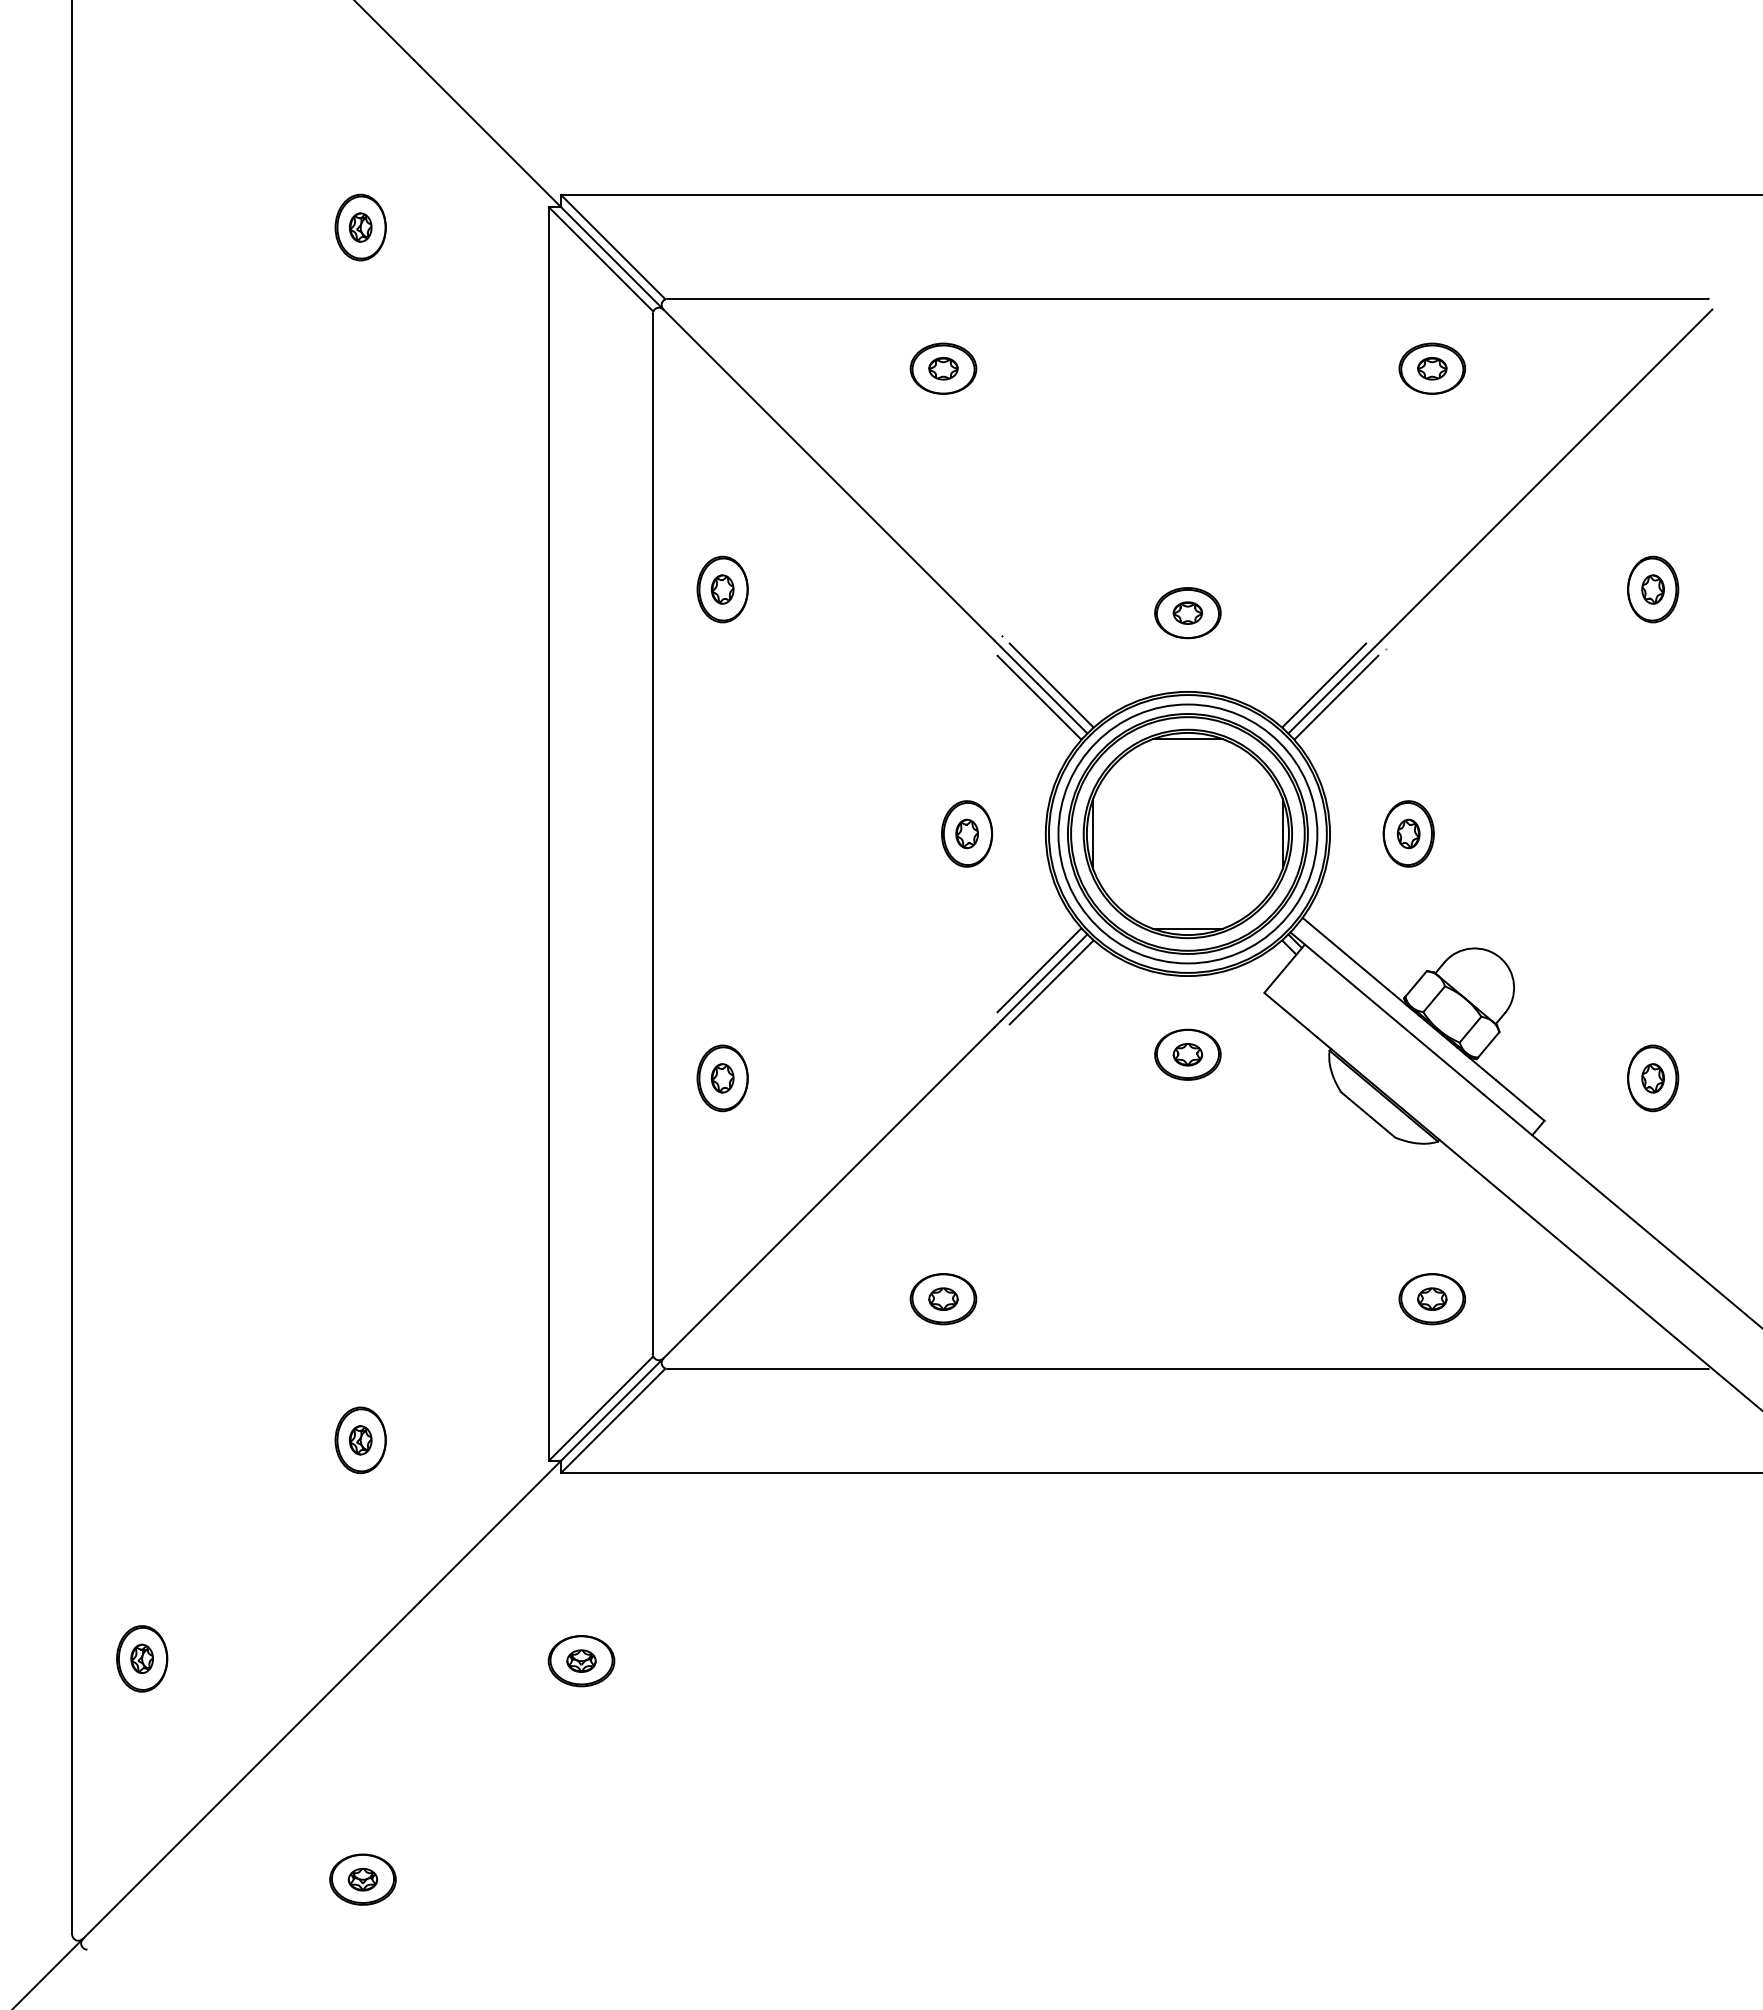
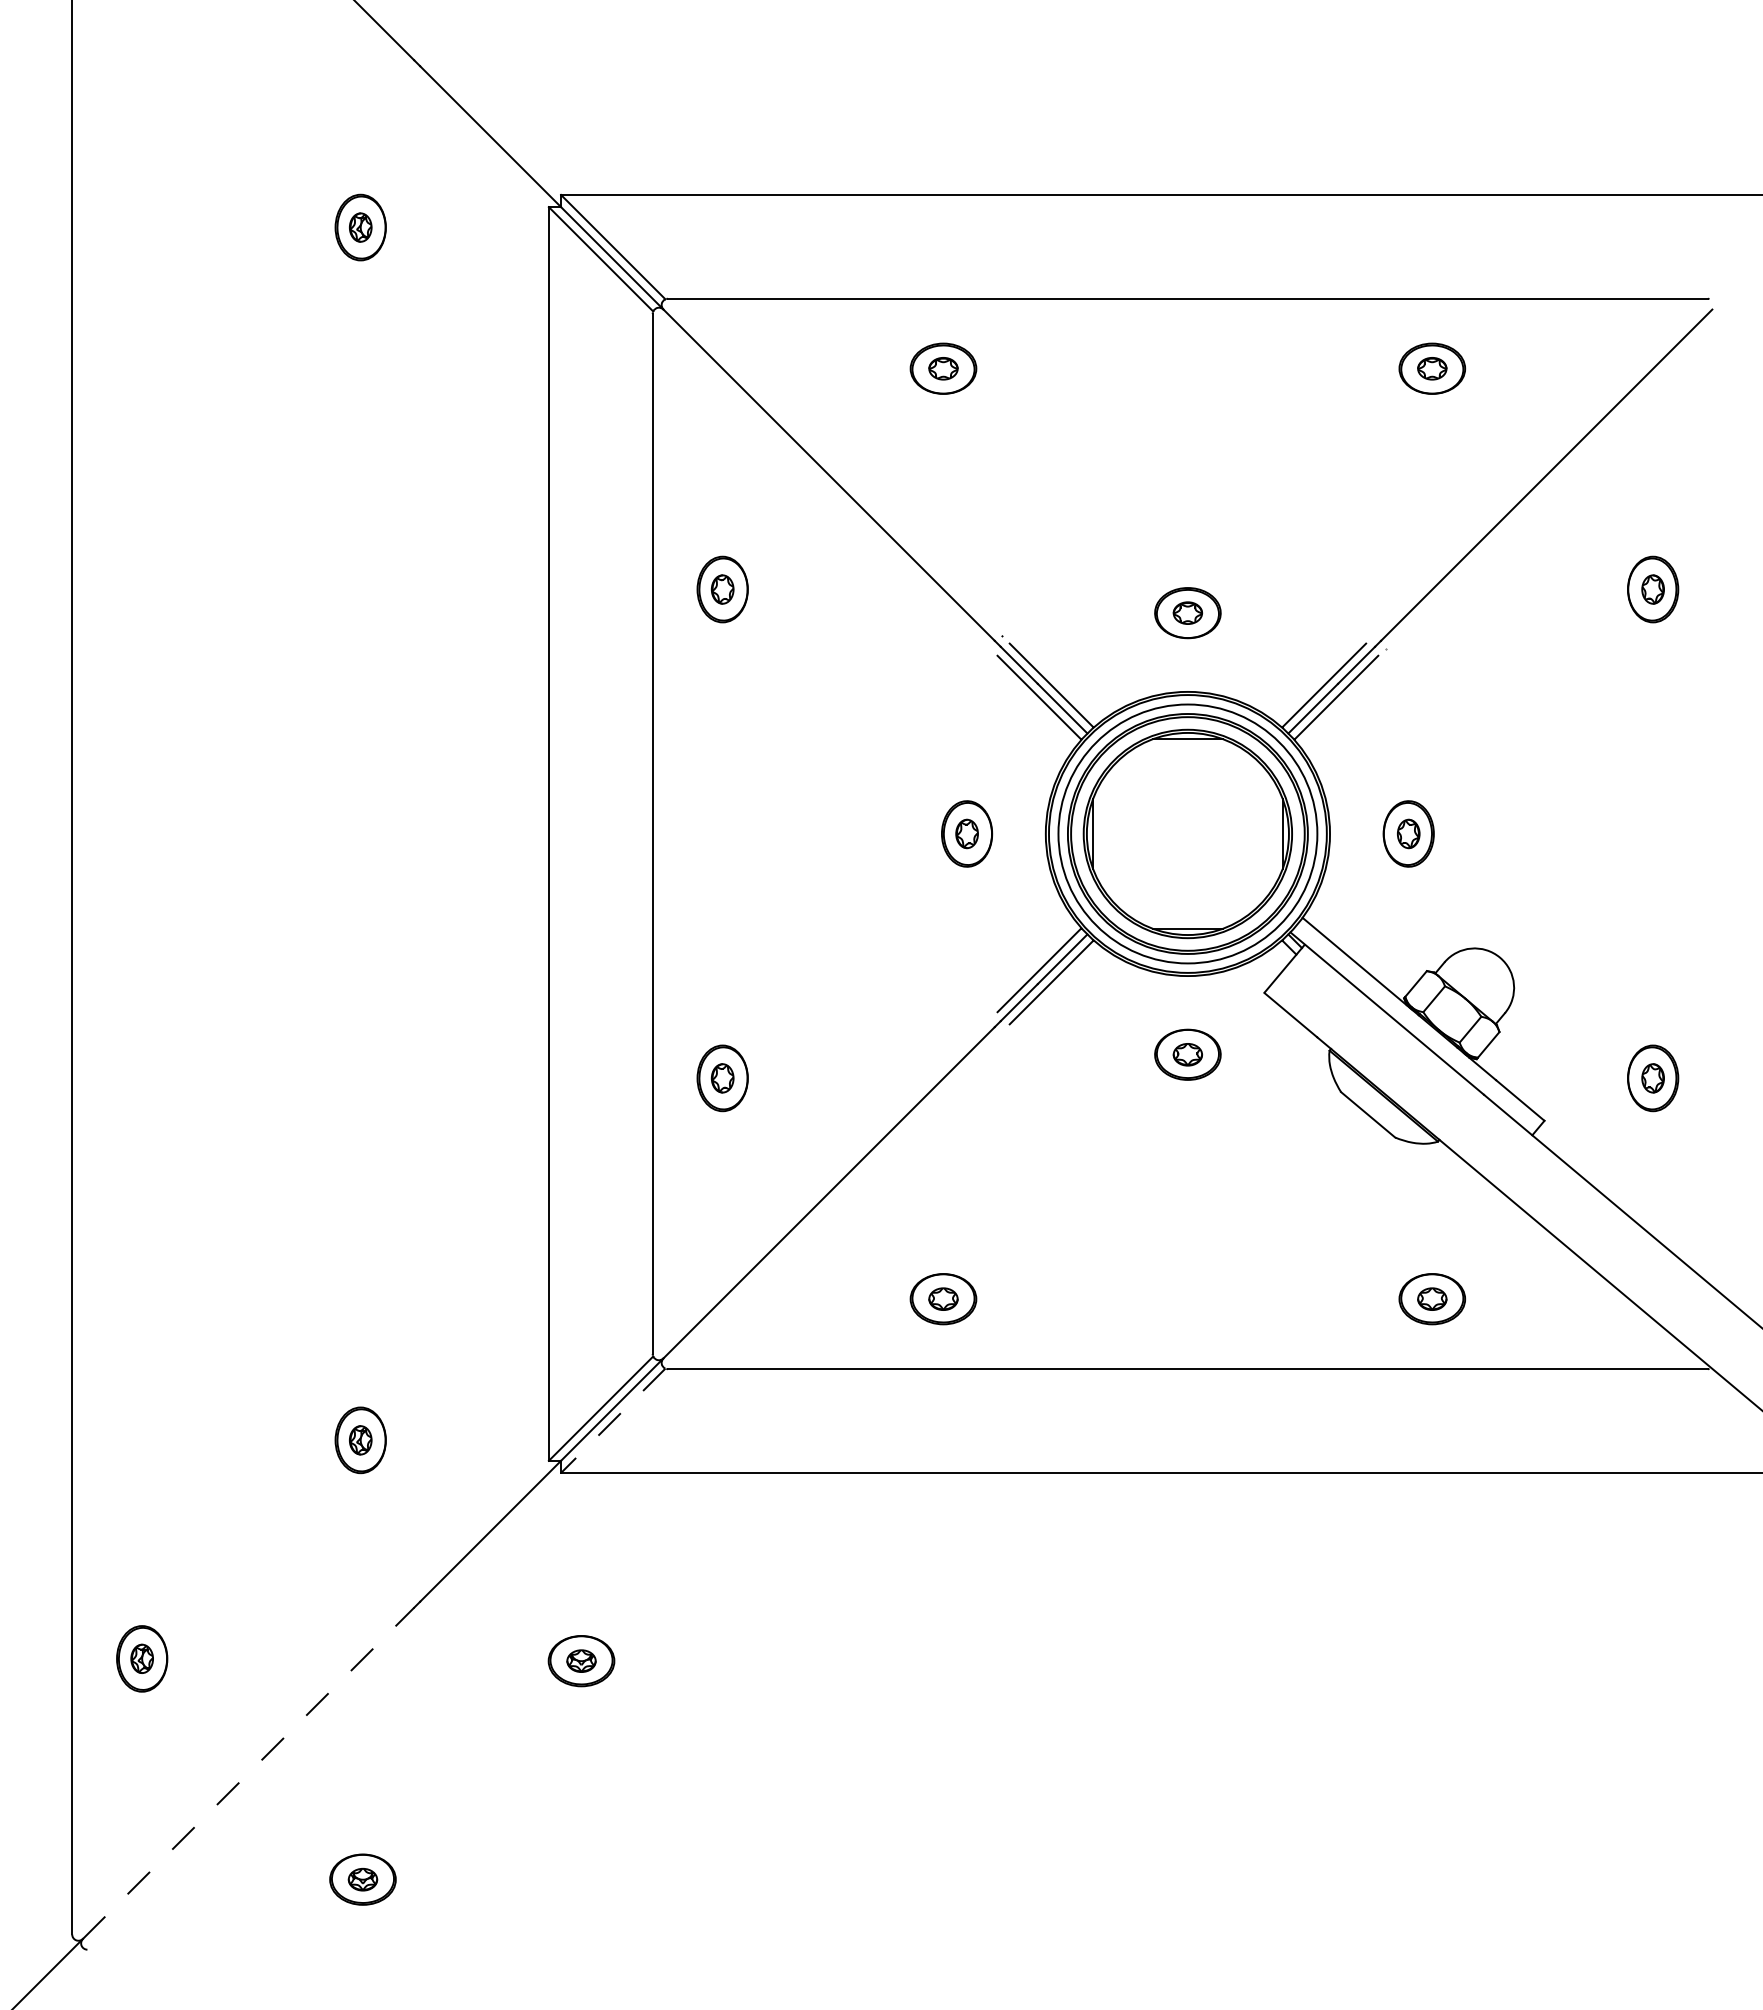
line: solid -> dashed (613, 1420)
line: solid -> dashed (248, 1772)
